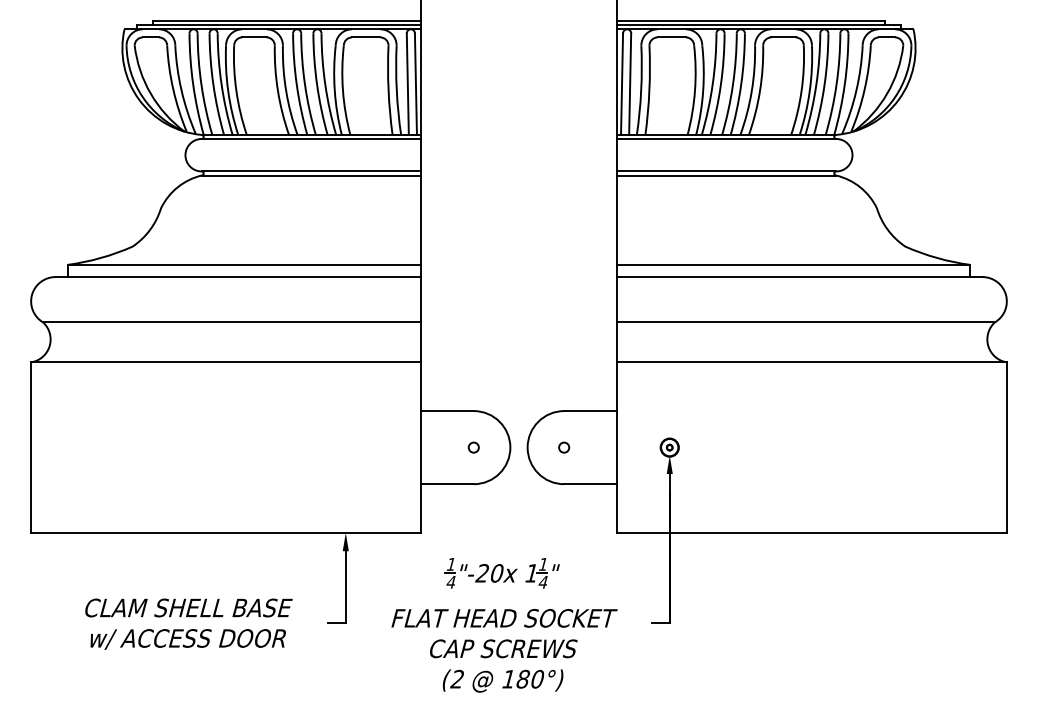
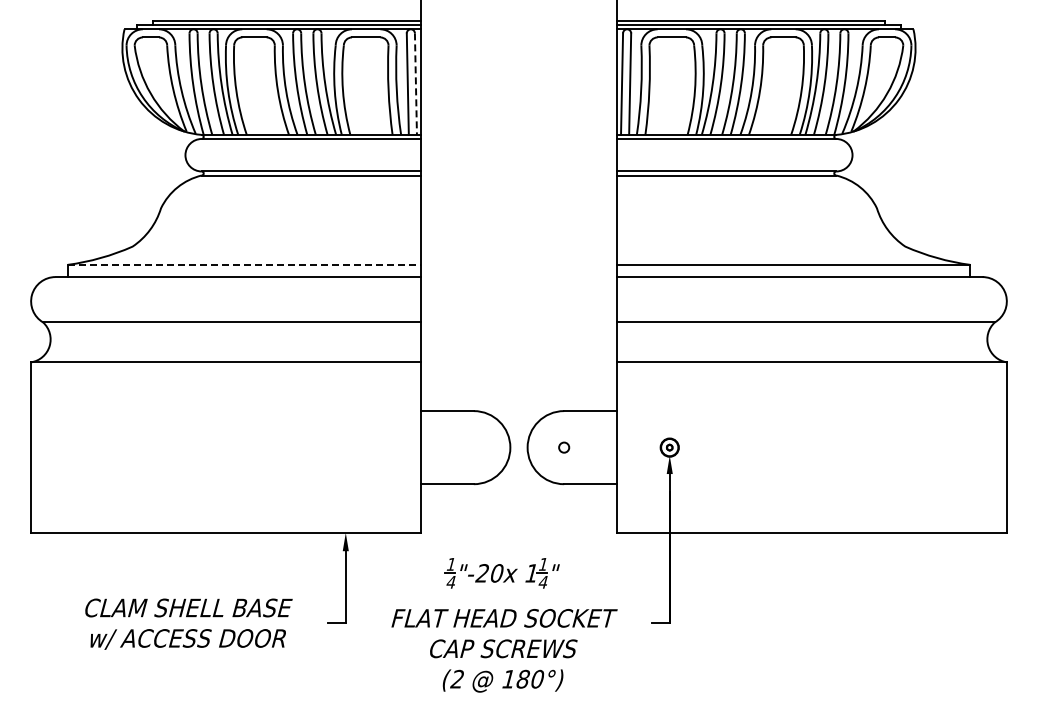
line: solid -> dashed (415, 84)
line: solid -> dashed (244, 264)
circle: present -> none (473, 447)
